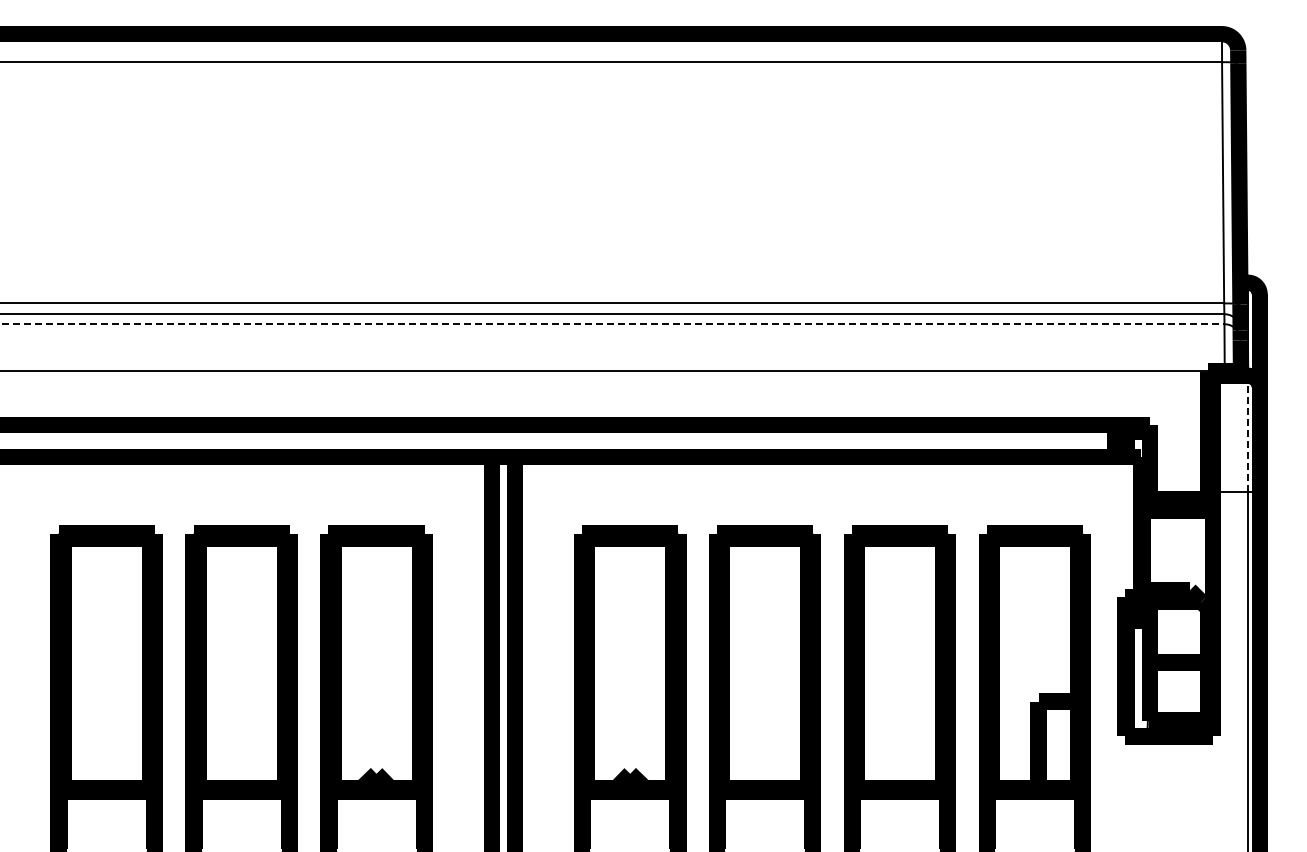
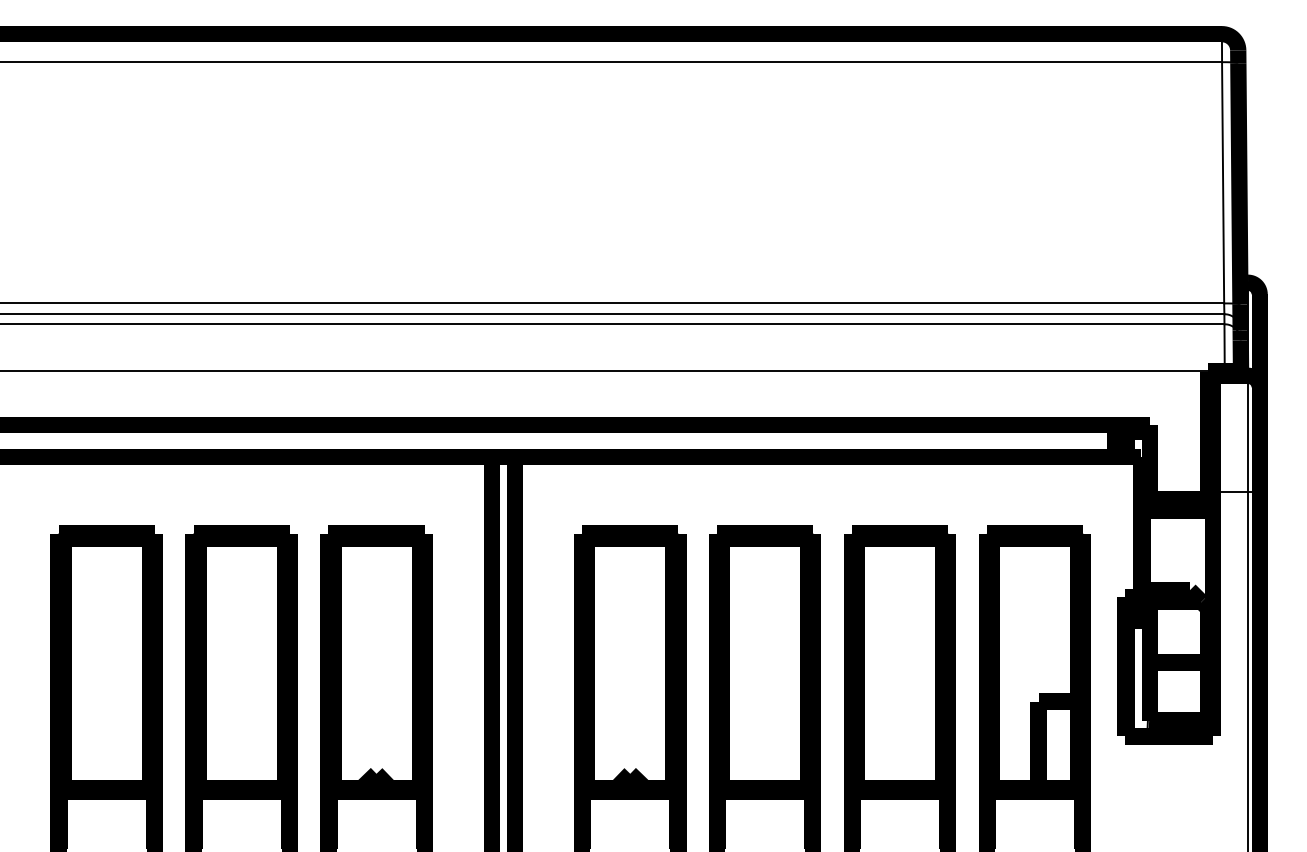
line: dashed -> solid (612, 324)
line: dashed -> solid (1248, 433)
